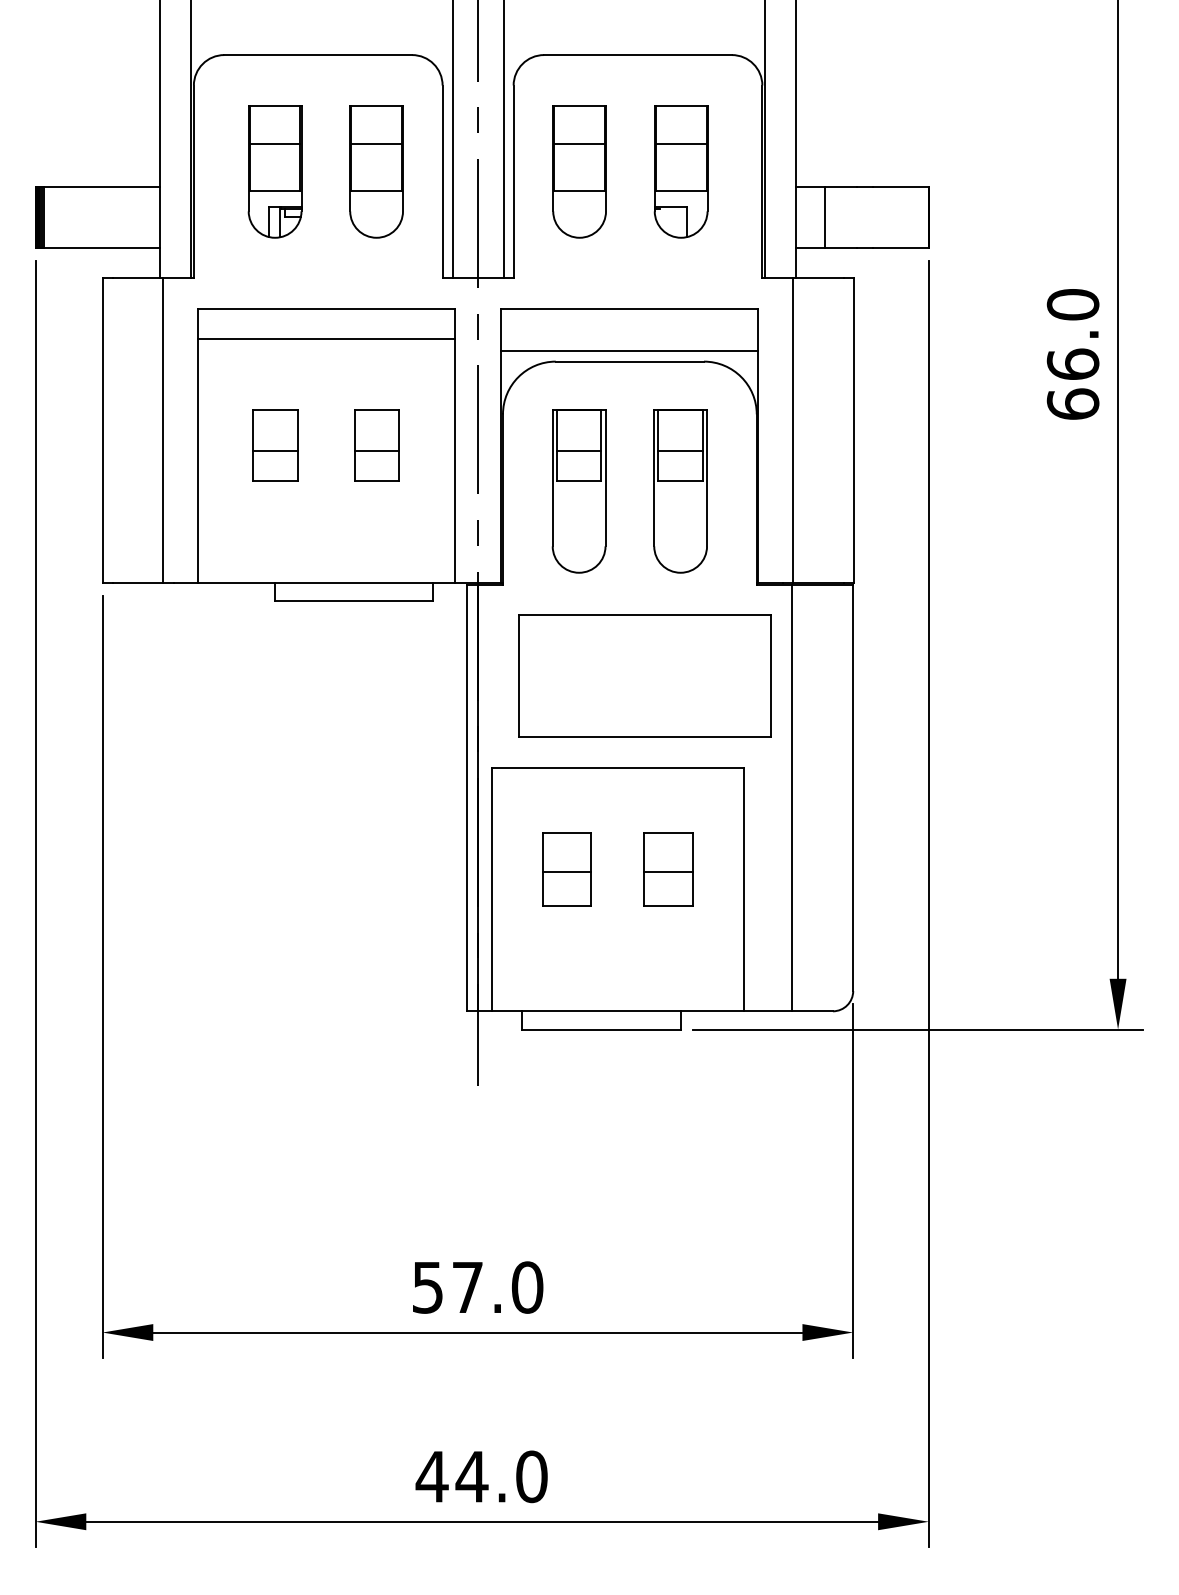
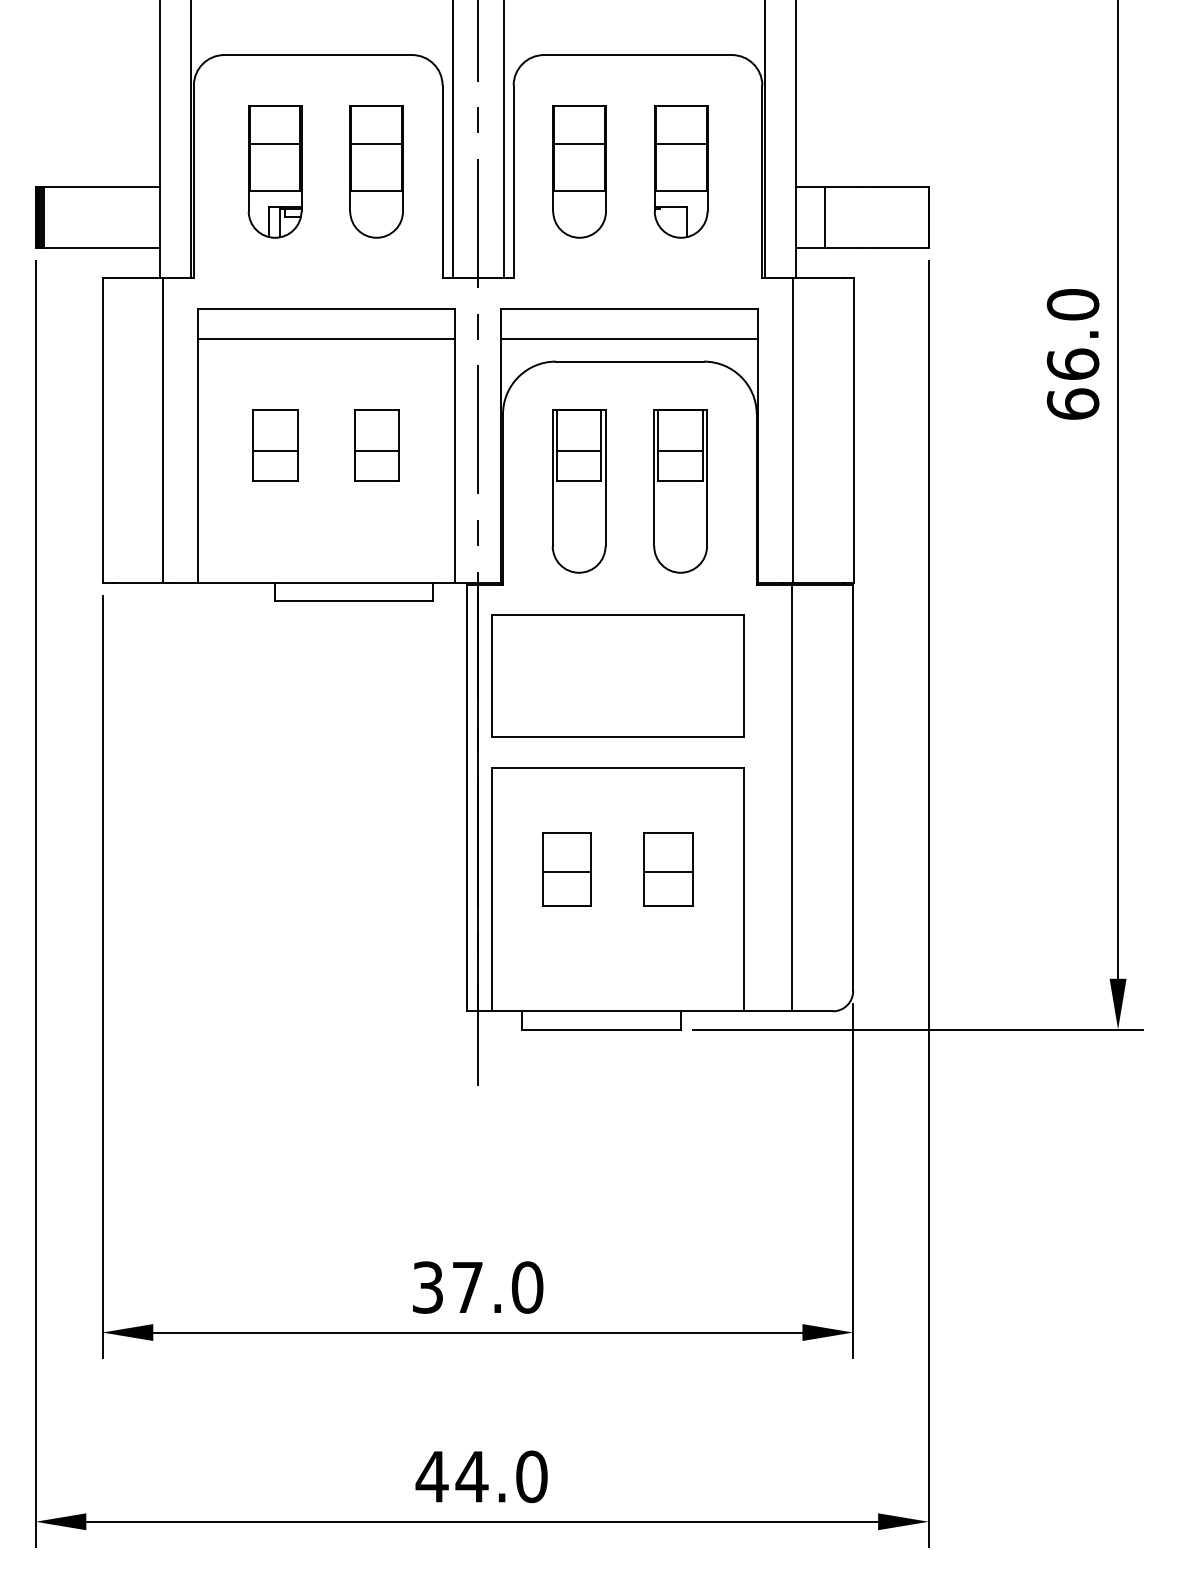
line position: (629, 351) -> (629, 339) (629, 339)
part position: (644, 675) -> (617, 675) (617, 675)
text: 57.0 -> 37.0 (427, 1287)
